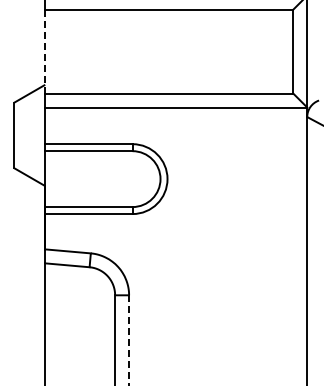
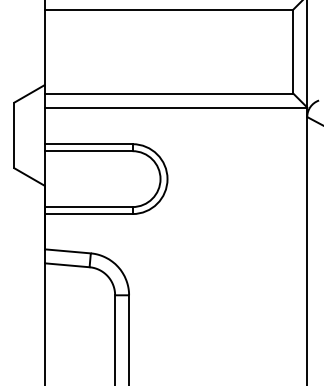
line: dashed -> solid (45, 51)
line: dashed -> solid (129, 341)
